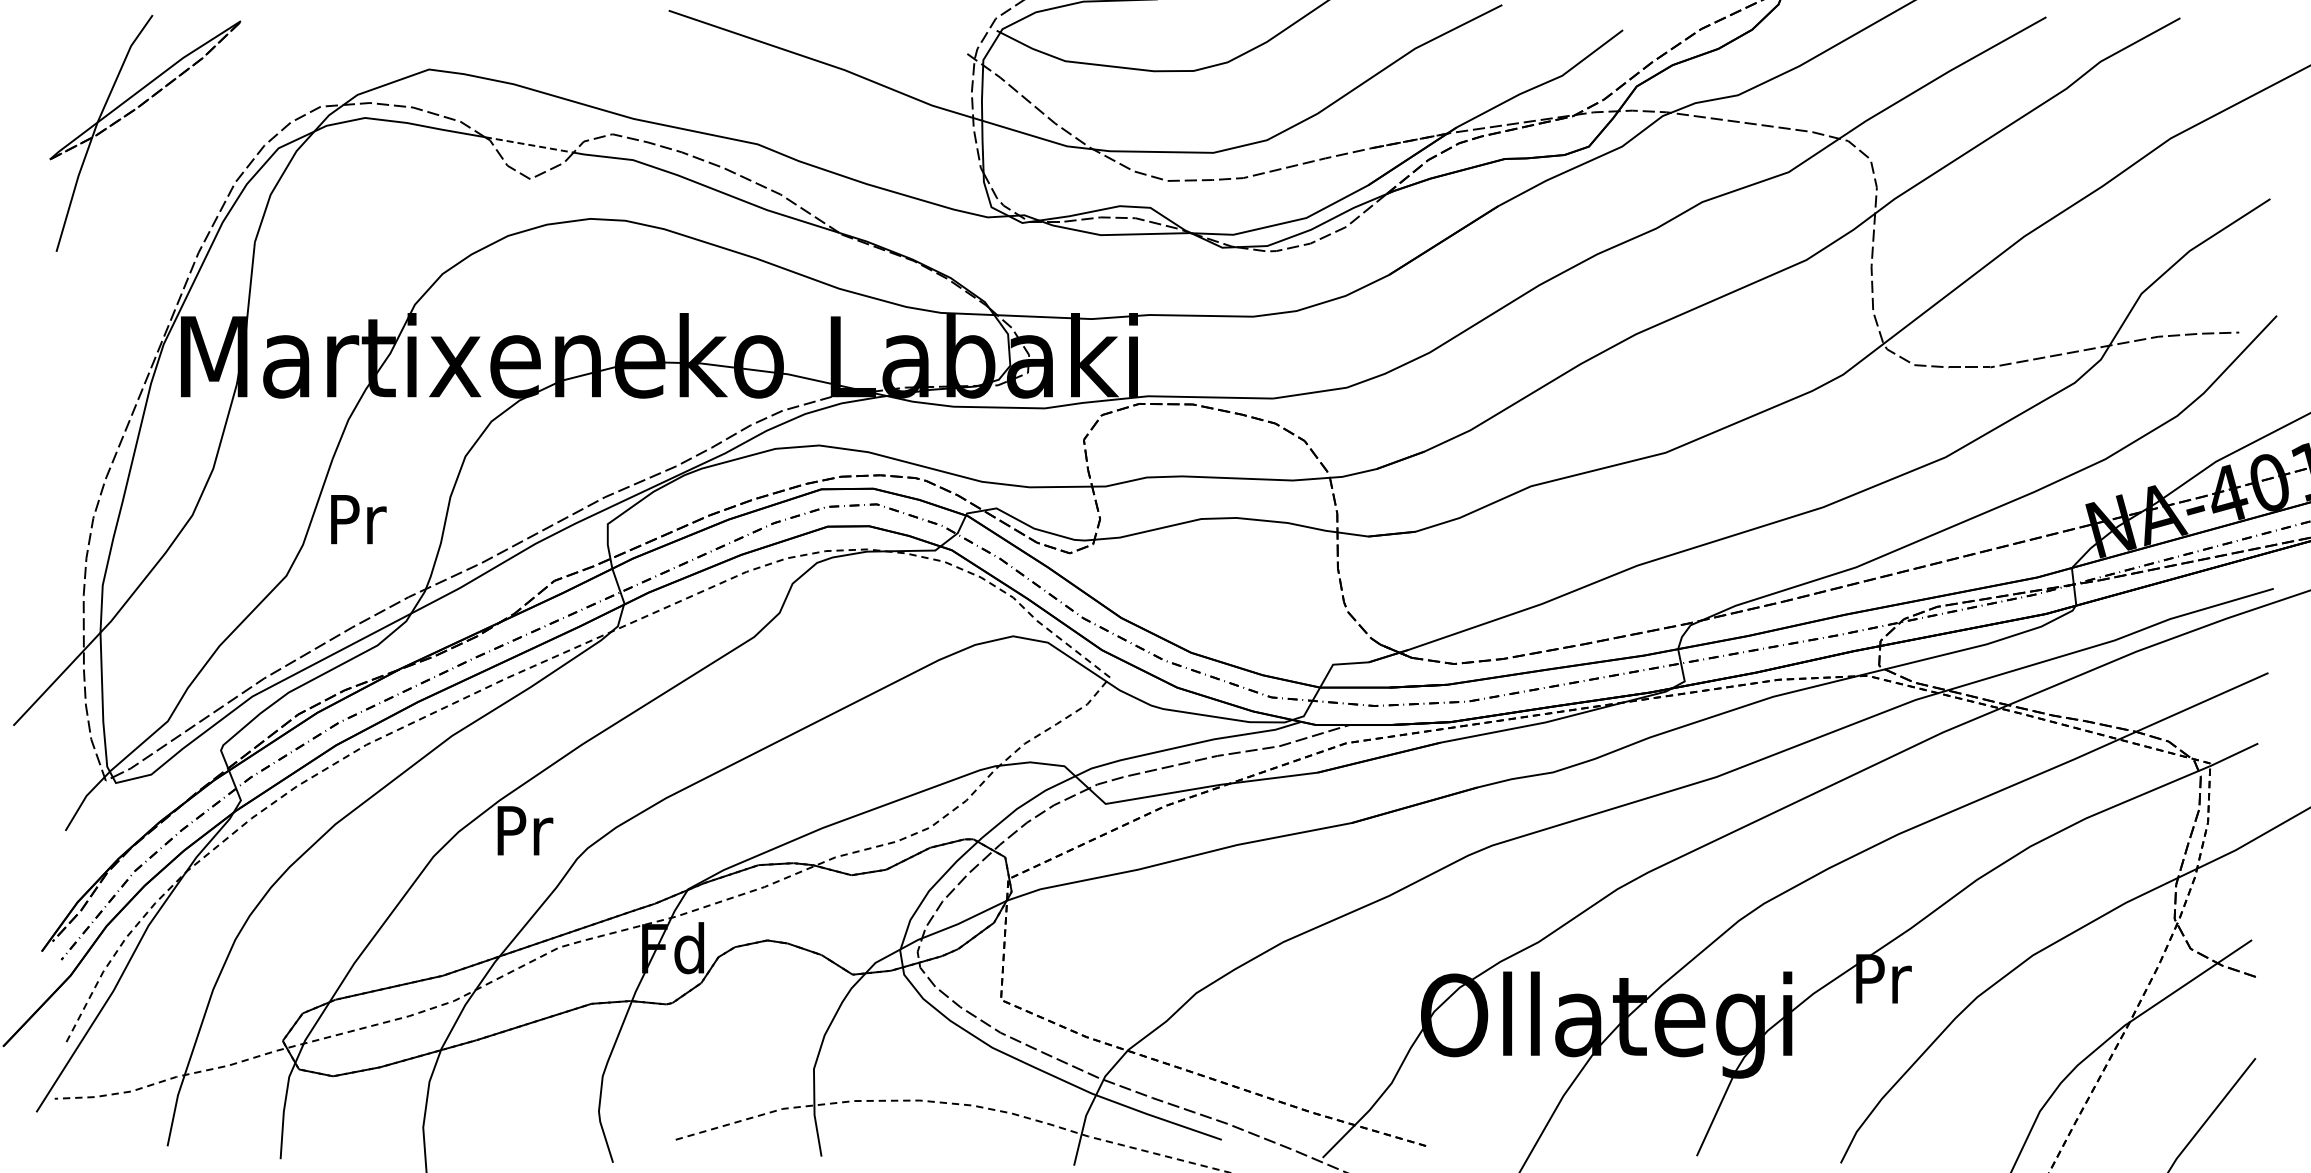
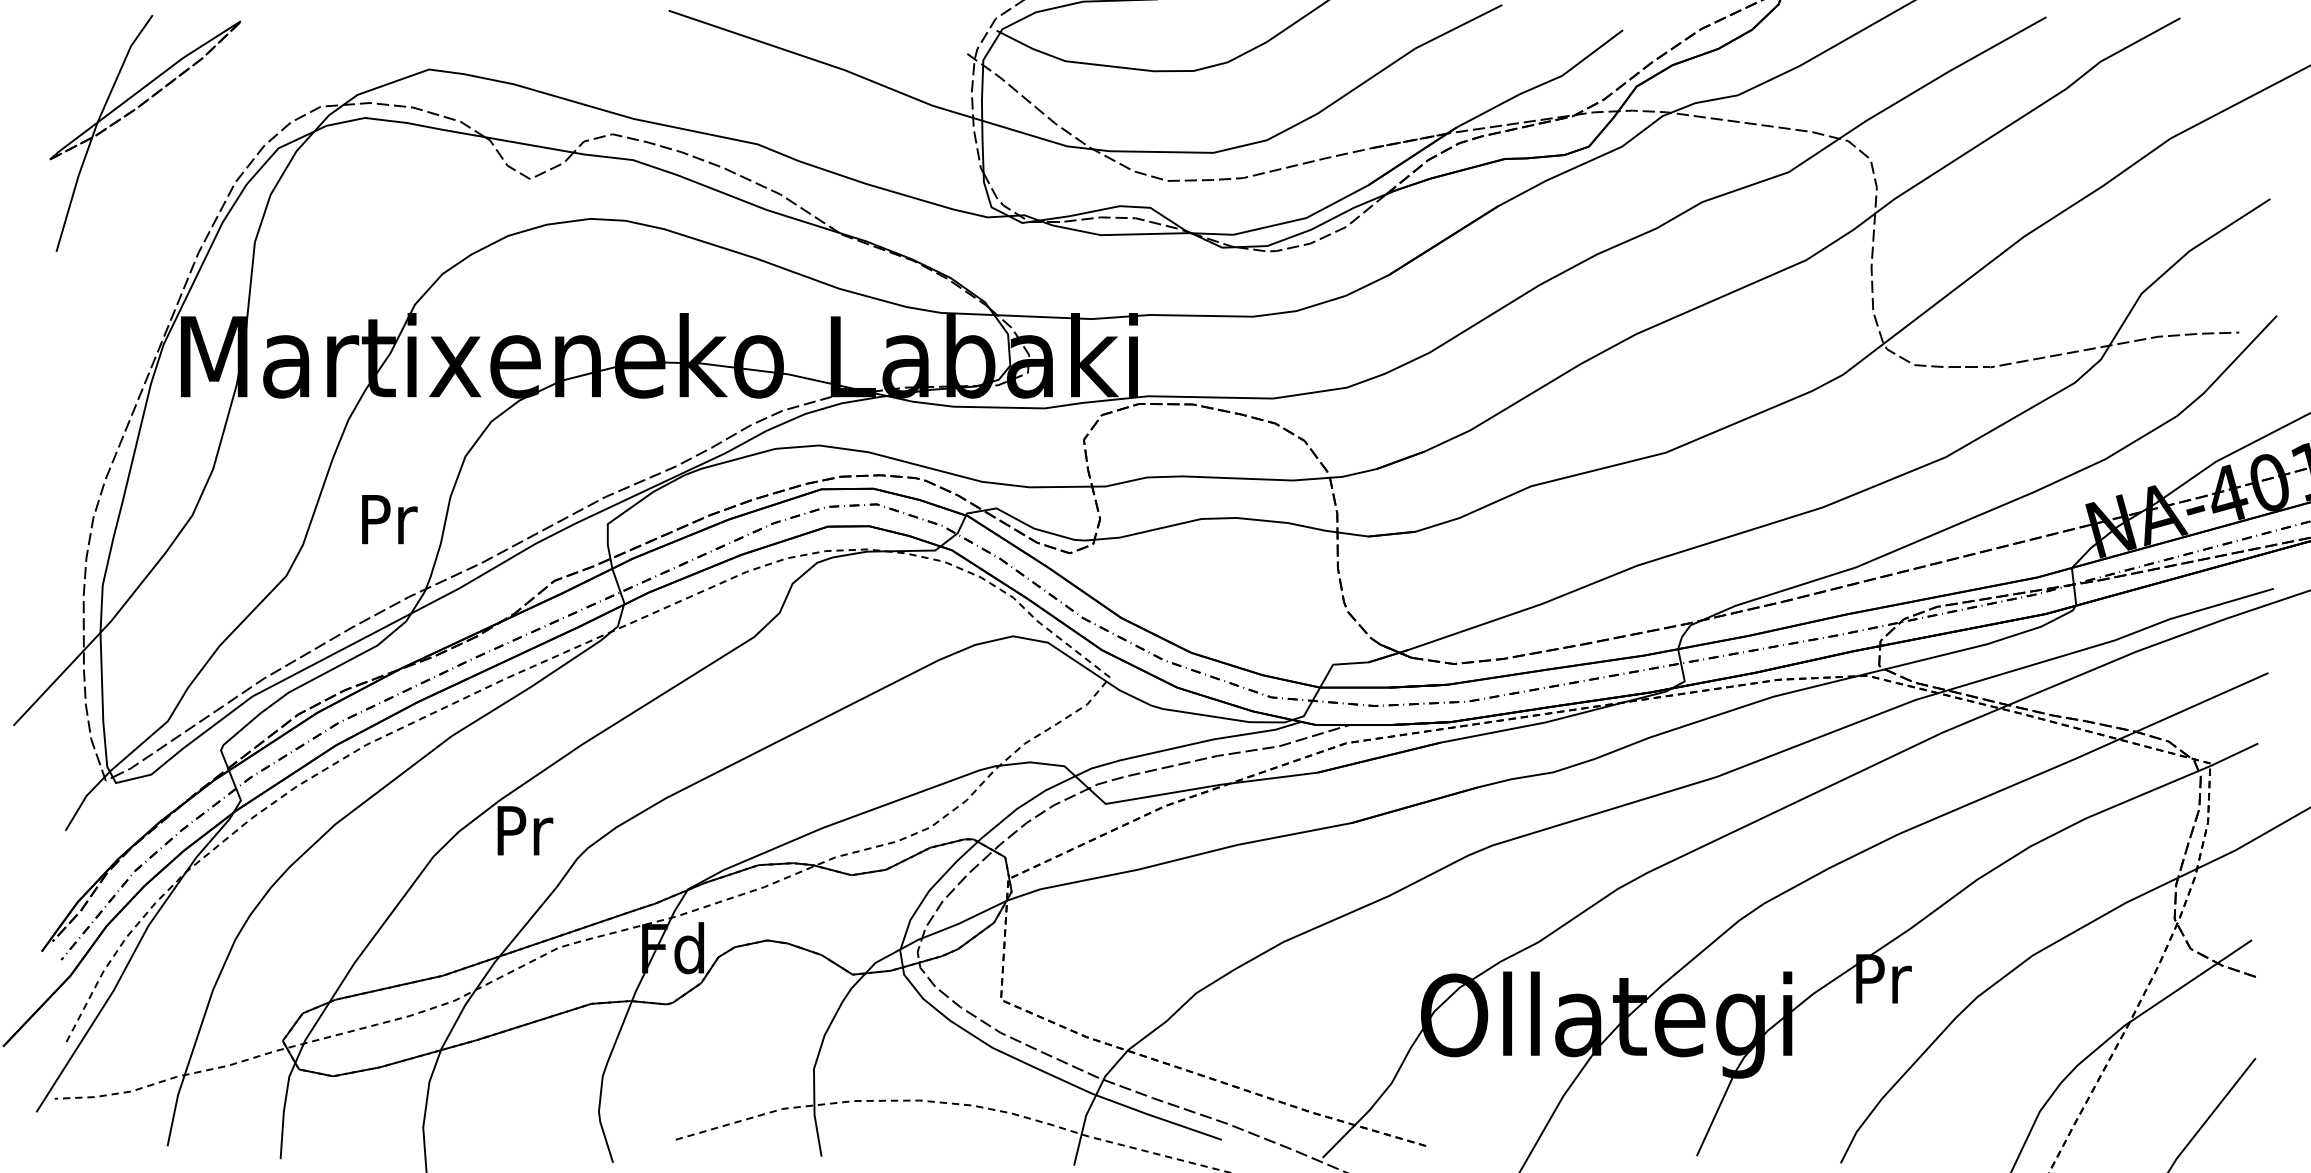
line: dashed -> solid (529, 144)
text position: (358, 519) -> (389, 519) (389, 519)
